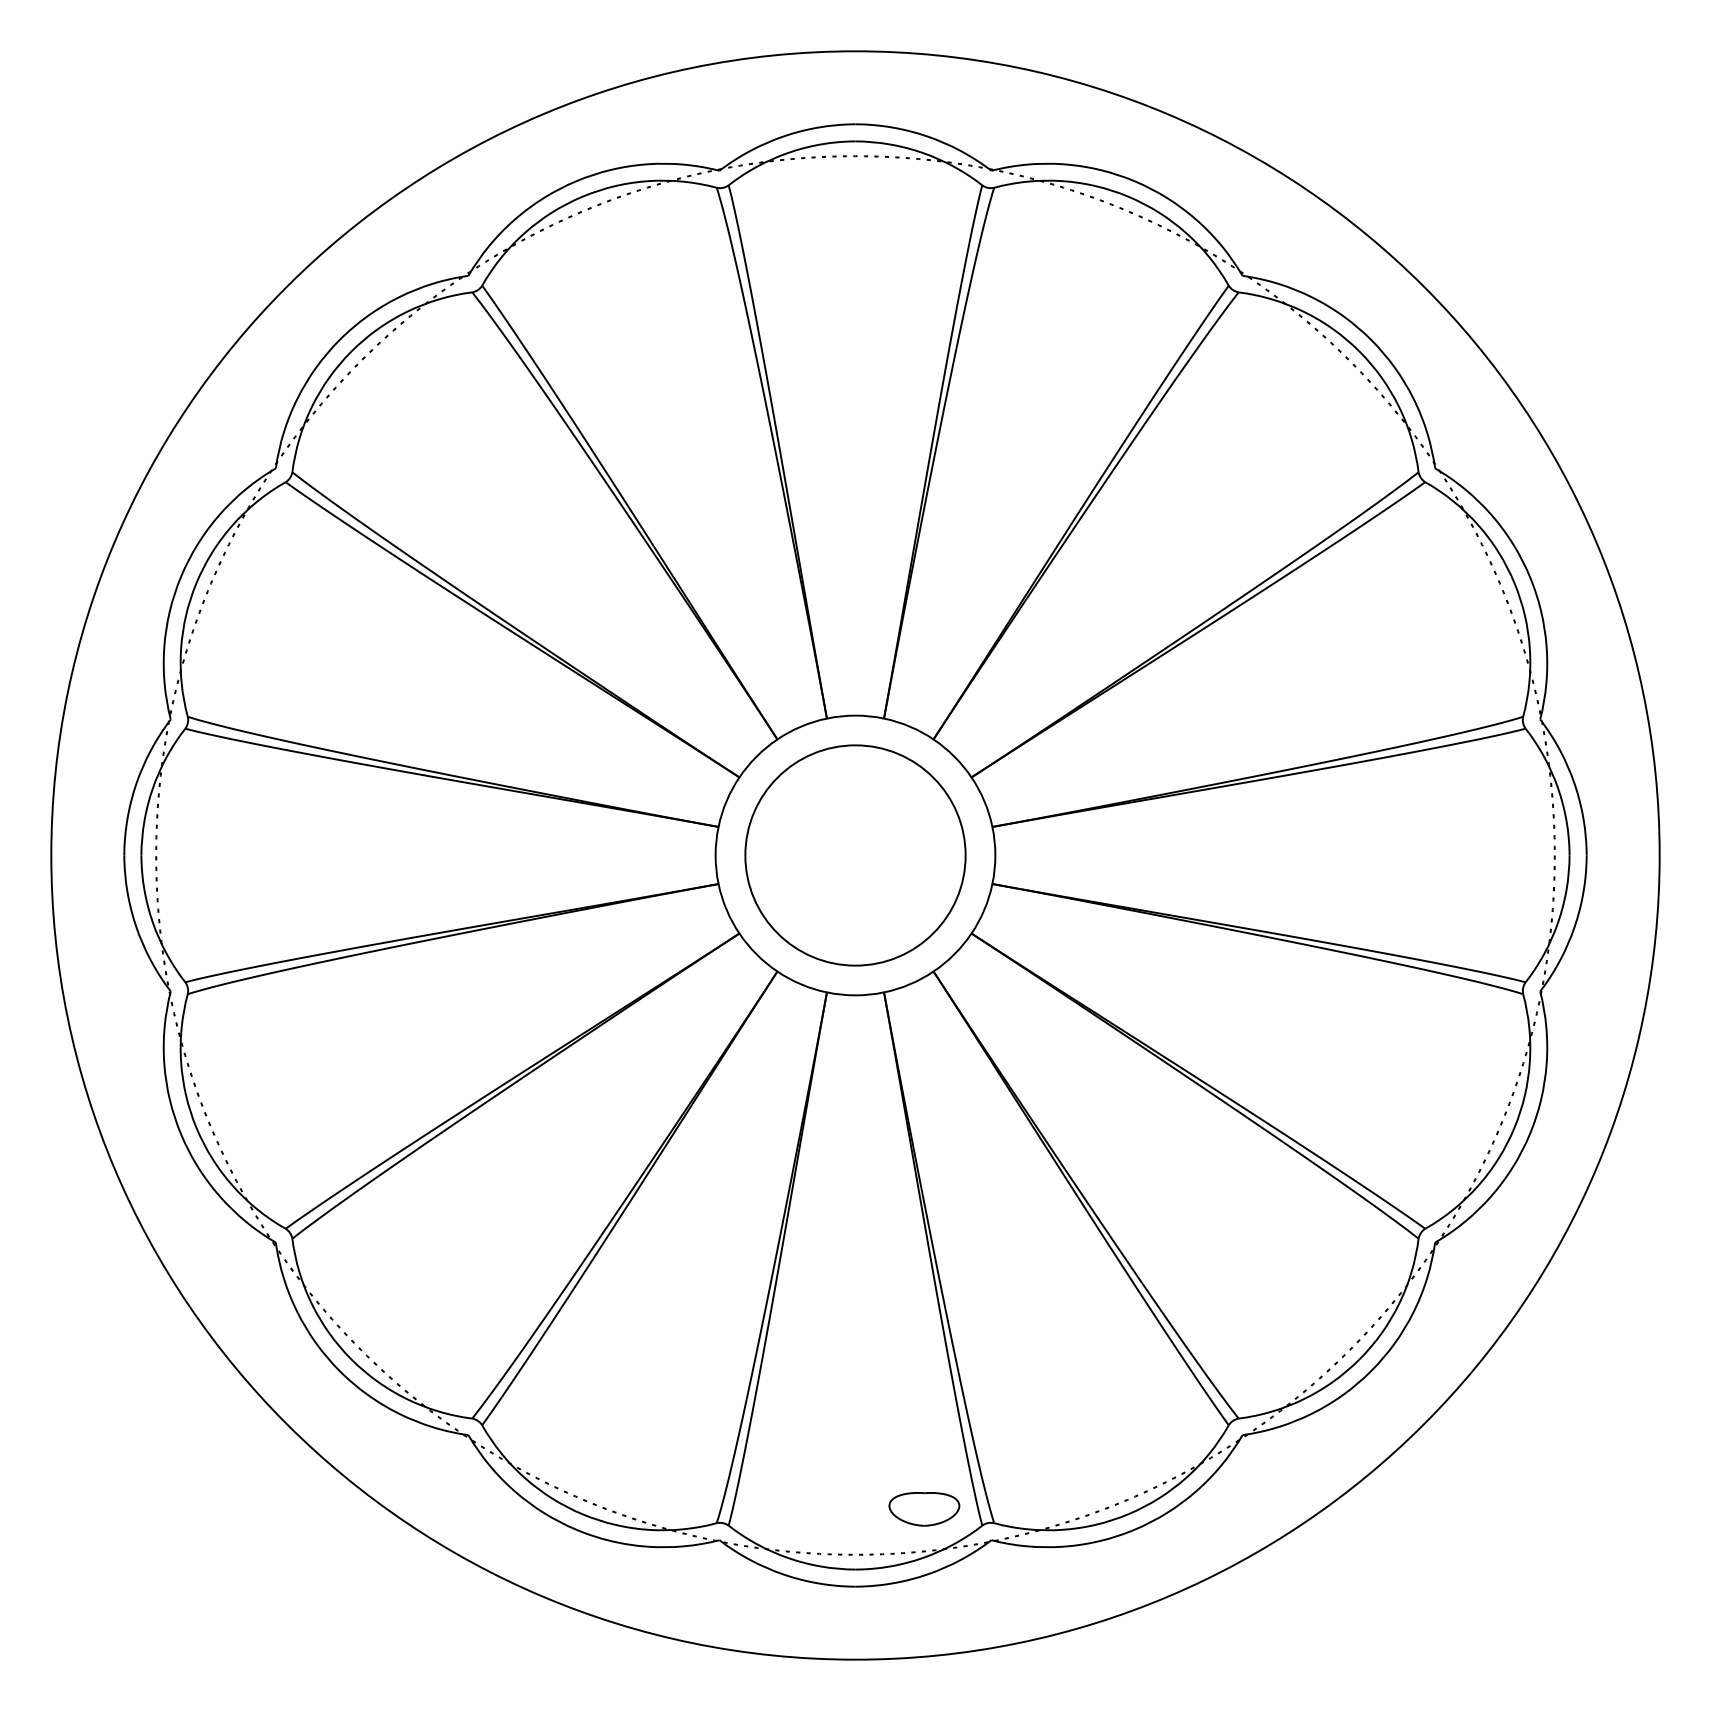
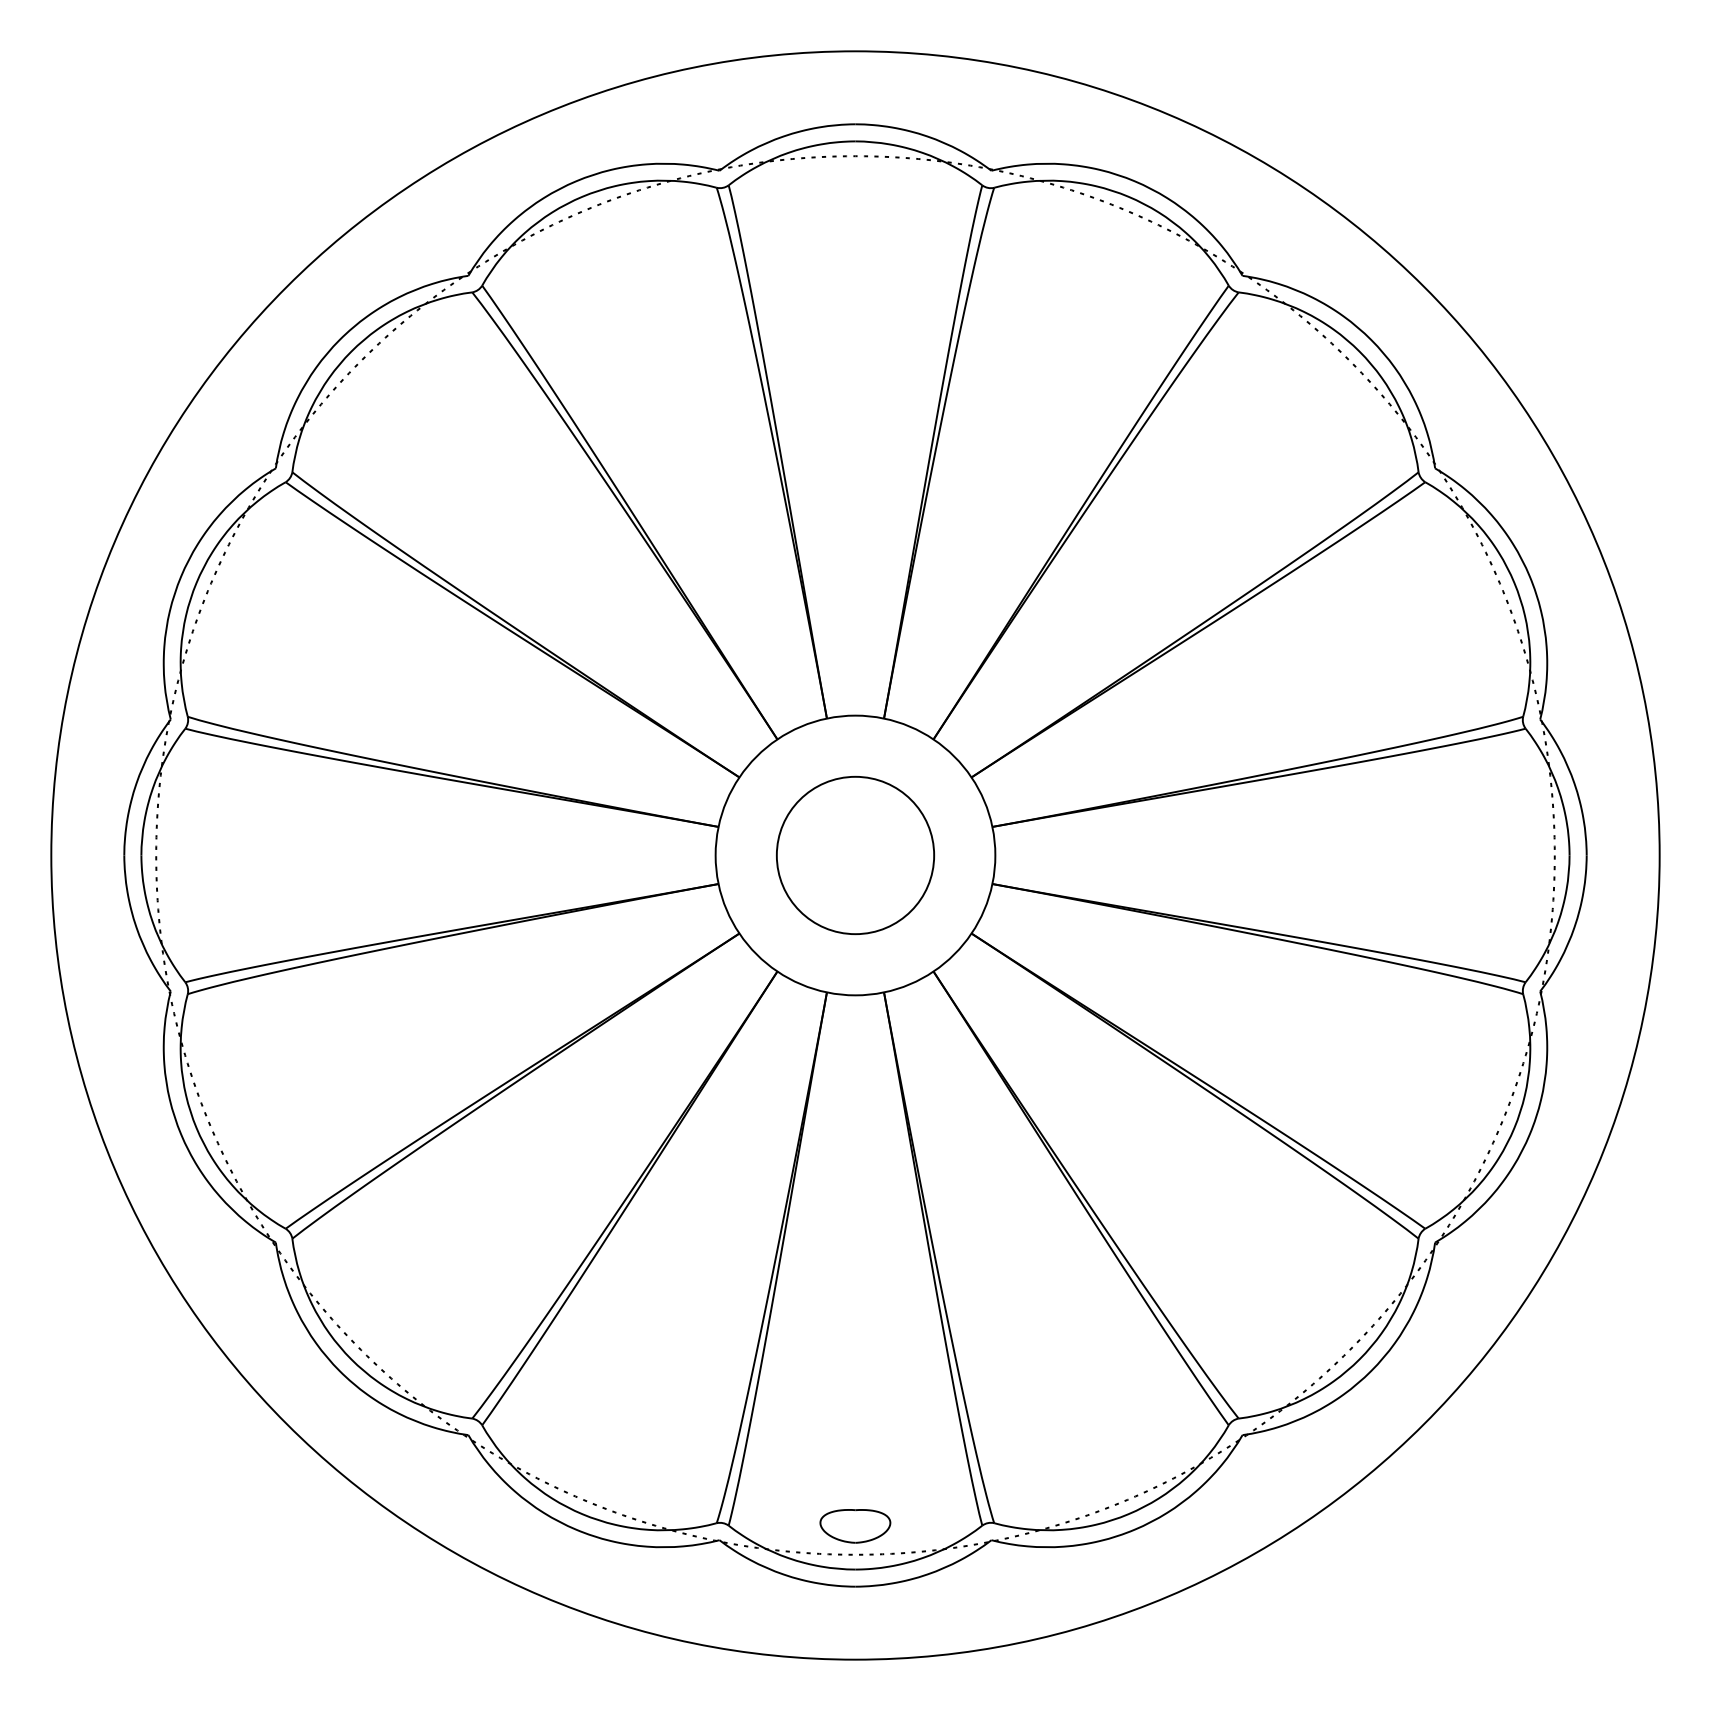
circle diameter: 220 px -> 157 px (855, 855)
part position: (924, 1509) -> (855, 1526) (855, 1526)
